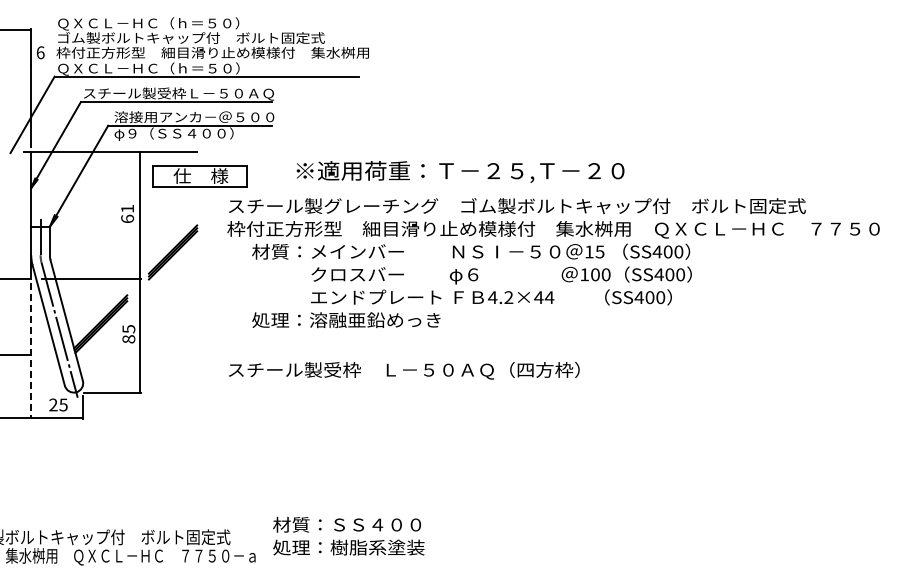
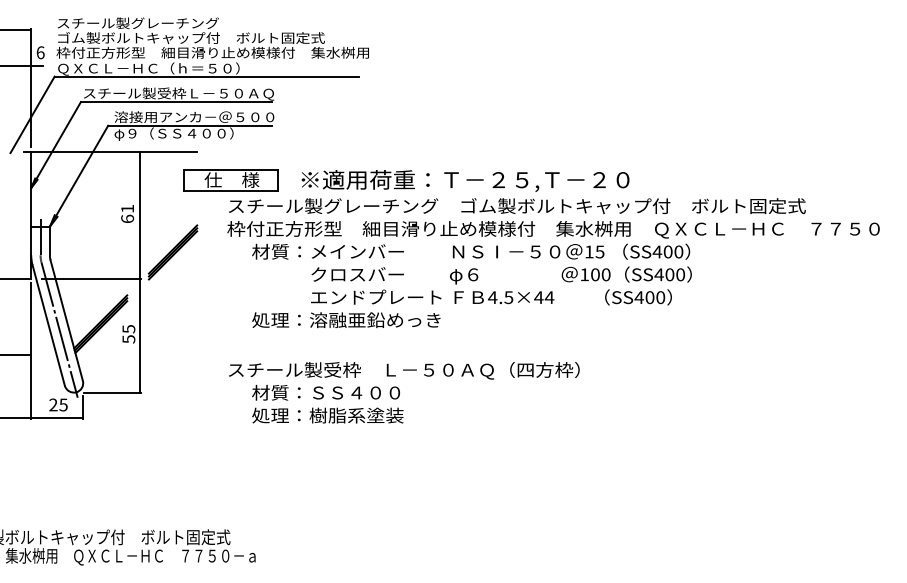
text: ＱＸＣＬ－ＨＣ（ｈ＝５０） -> スチール製グレーチング (148, 23)
line: none -> present (22, 65)
text position: (460, 171) -> (465, 180) (465, 180)
part position: (199, 176) -> (230, 180) (230, 180)
text: 4.2×44 -> 4.5×44 (508, 297)
text: 85 -> 55 (128, 339)
line: dashed -> solid (31, 351)
text position: (348, 535) -> (327, 403) (327, 403)
